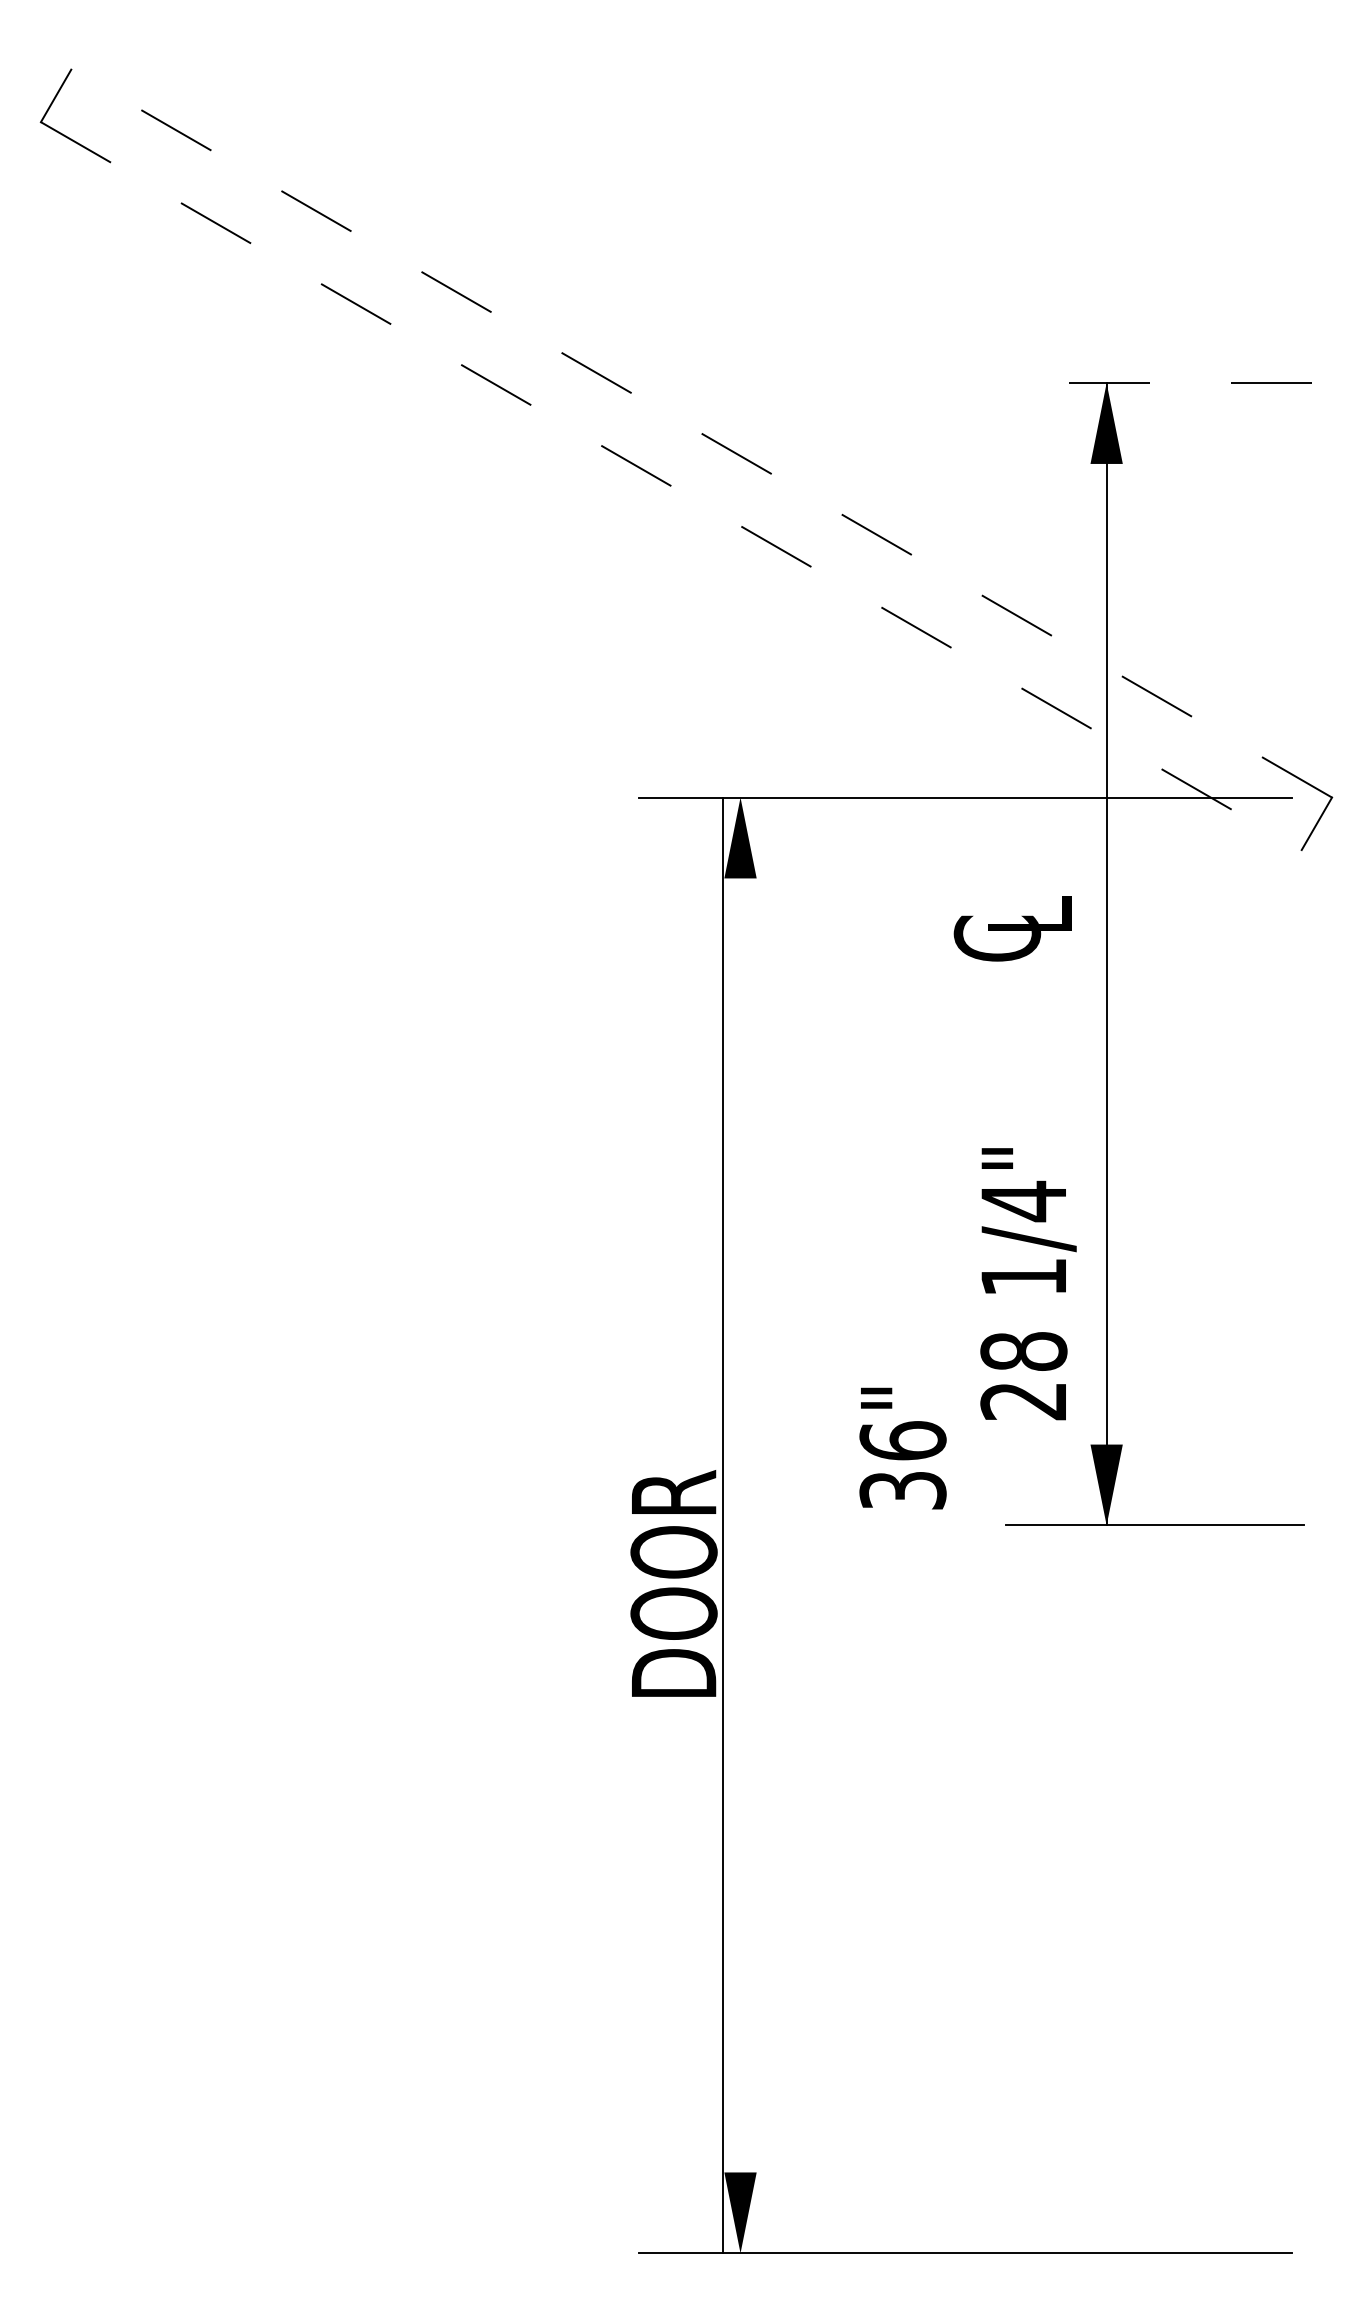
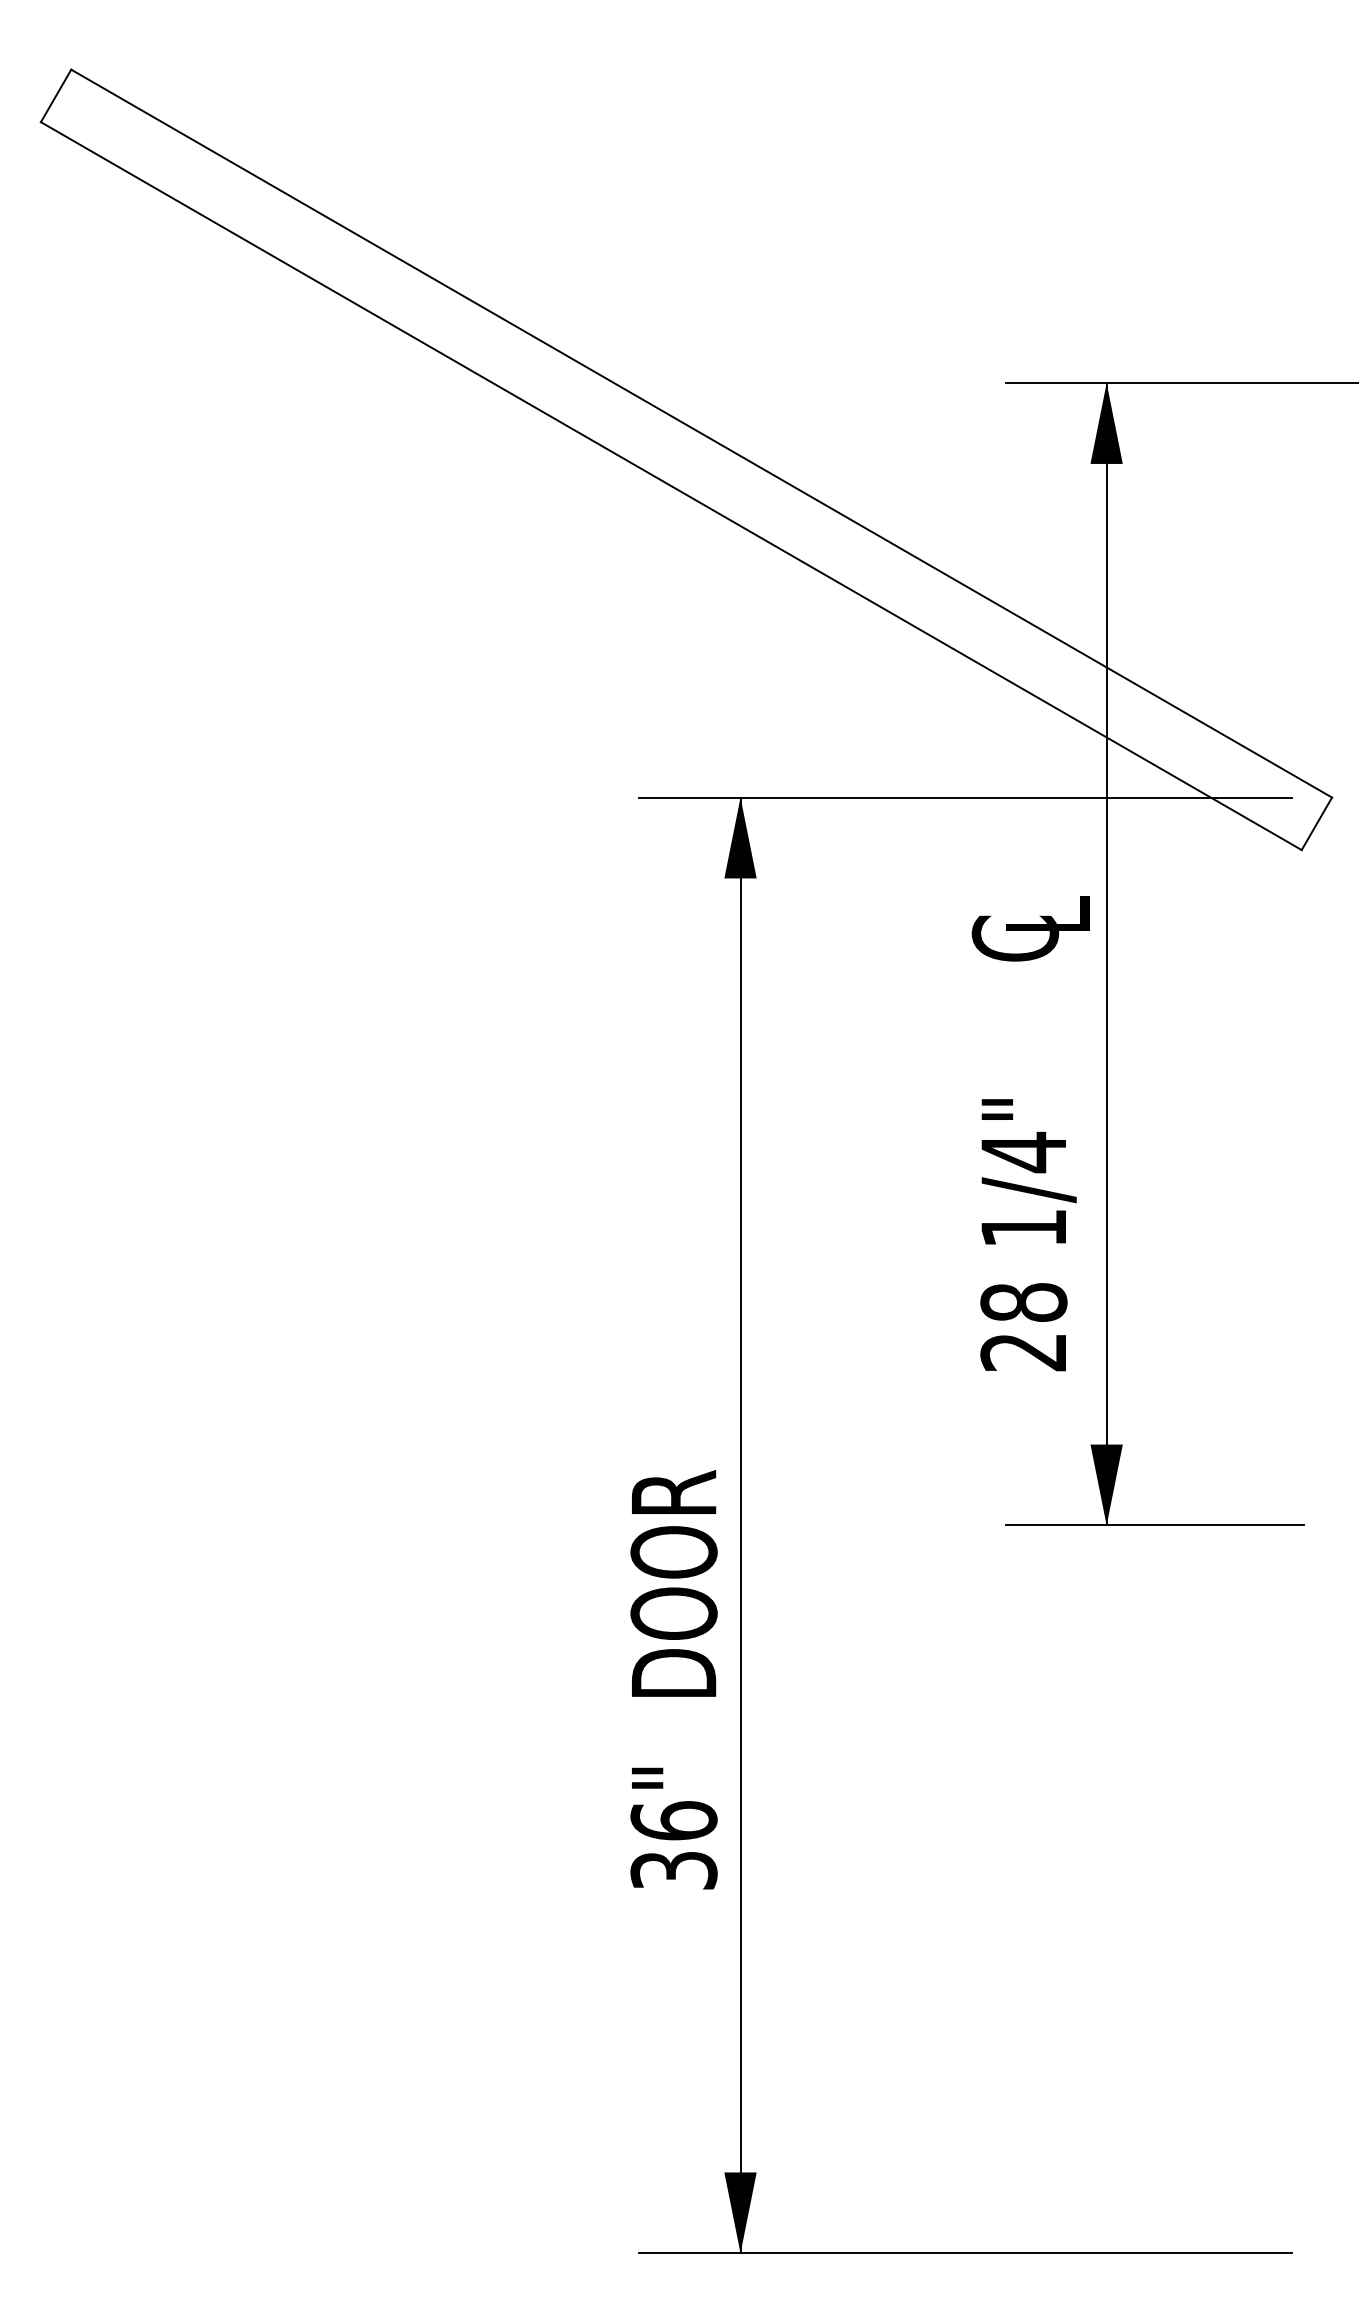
line: dashed -> solid (1182, 383)
line: dashed -> solid (701, 433)
line: dashed -> solid (671, 486)
text position: (1012, 928) -> (1030, 928) (1030, 928)
text position: (1028, 1284) -> (1028, 1235) (1028, 1235)
text position: (902, 1448) -> (673, 1828) (673, 1828)
line position: (722, 1525) -> (740, 1525) (740, 1525)
